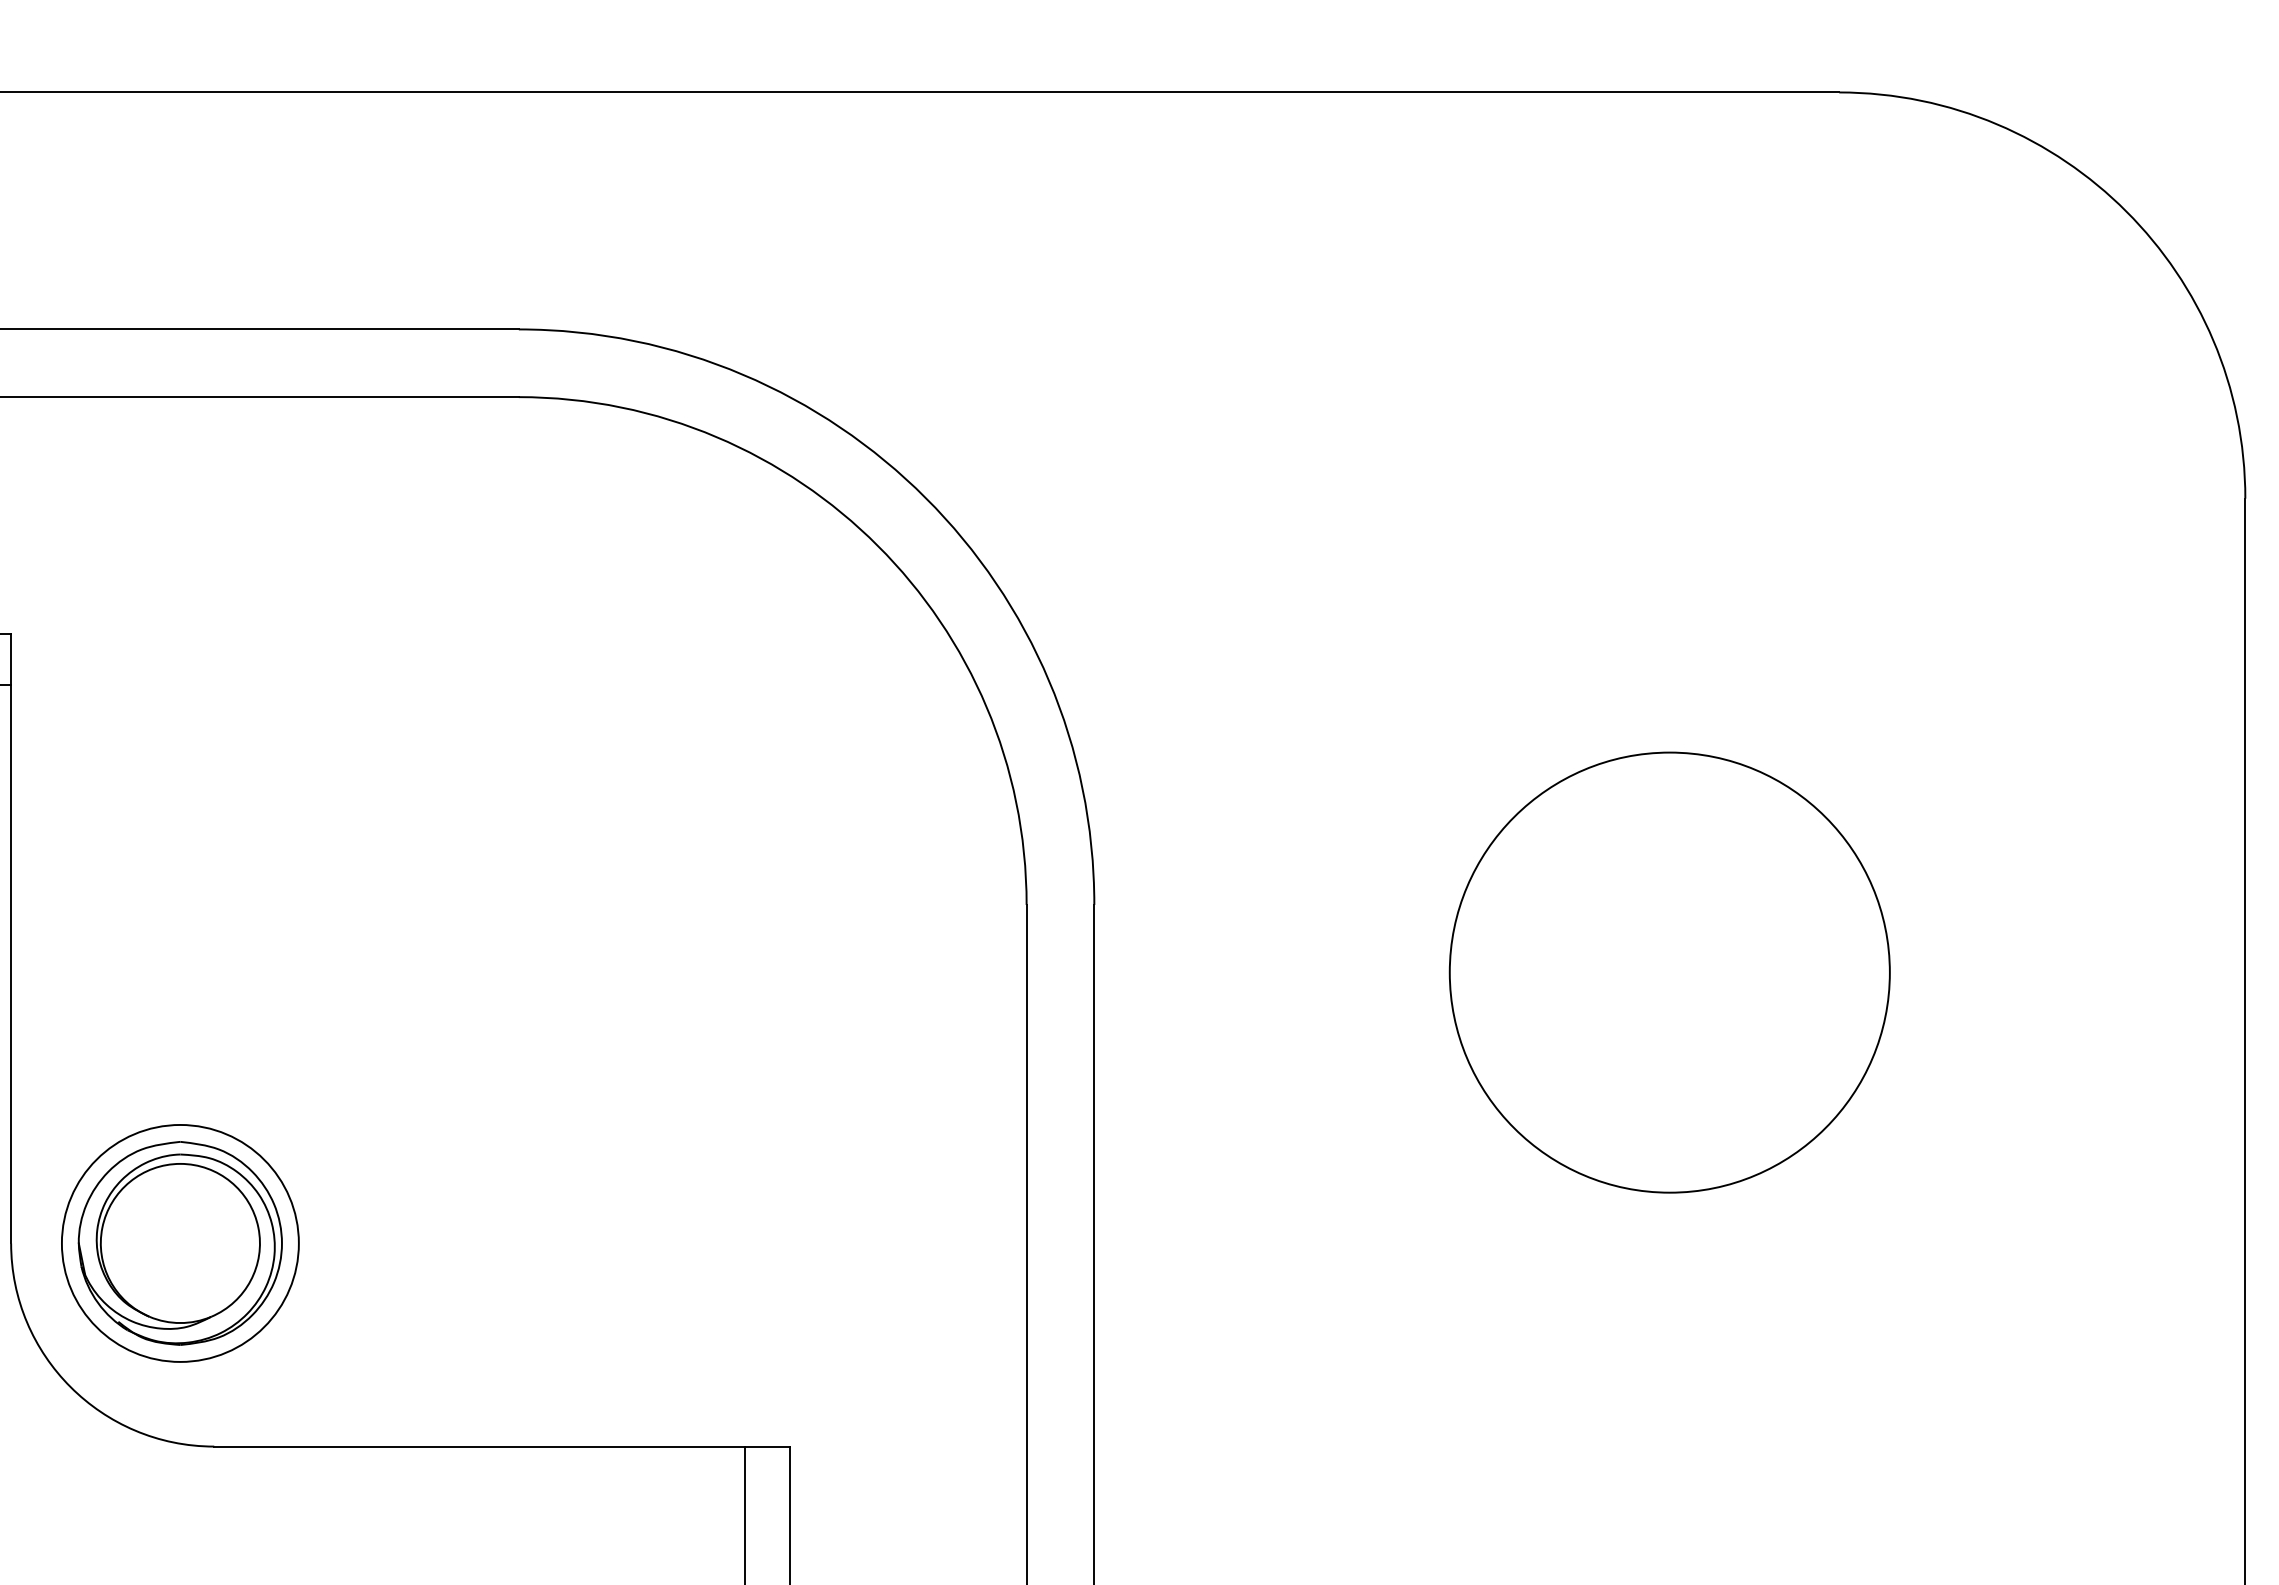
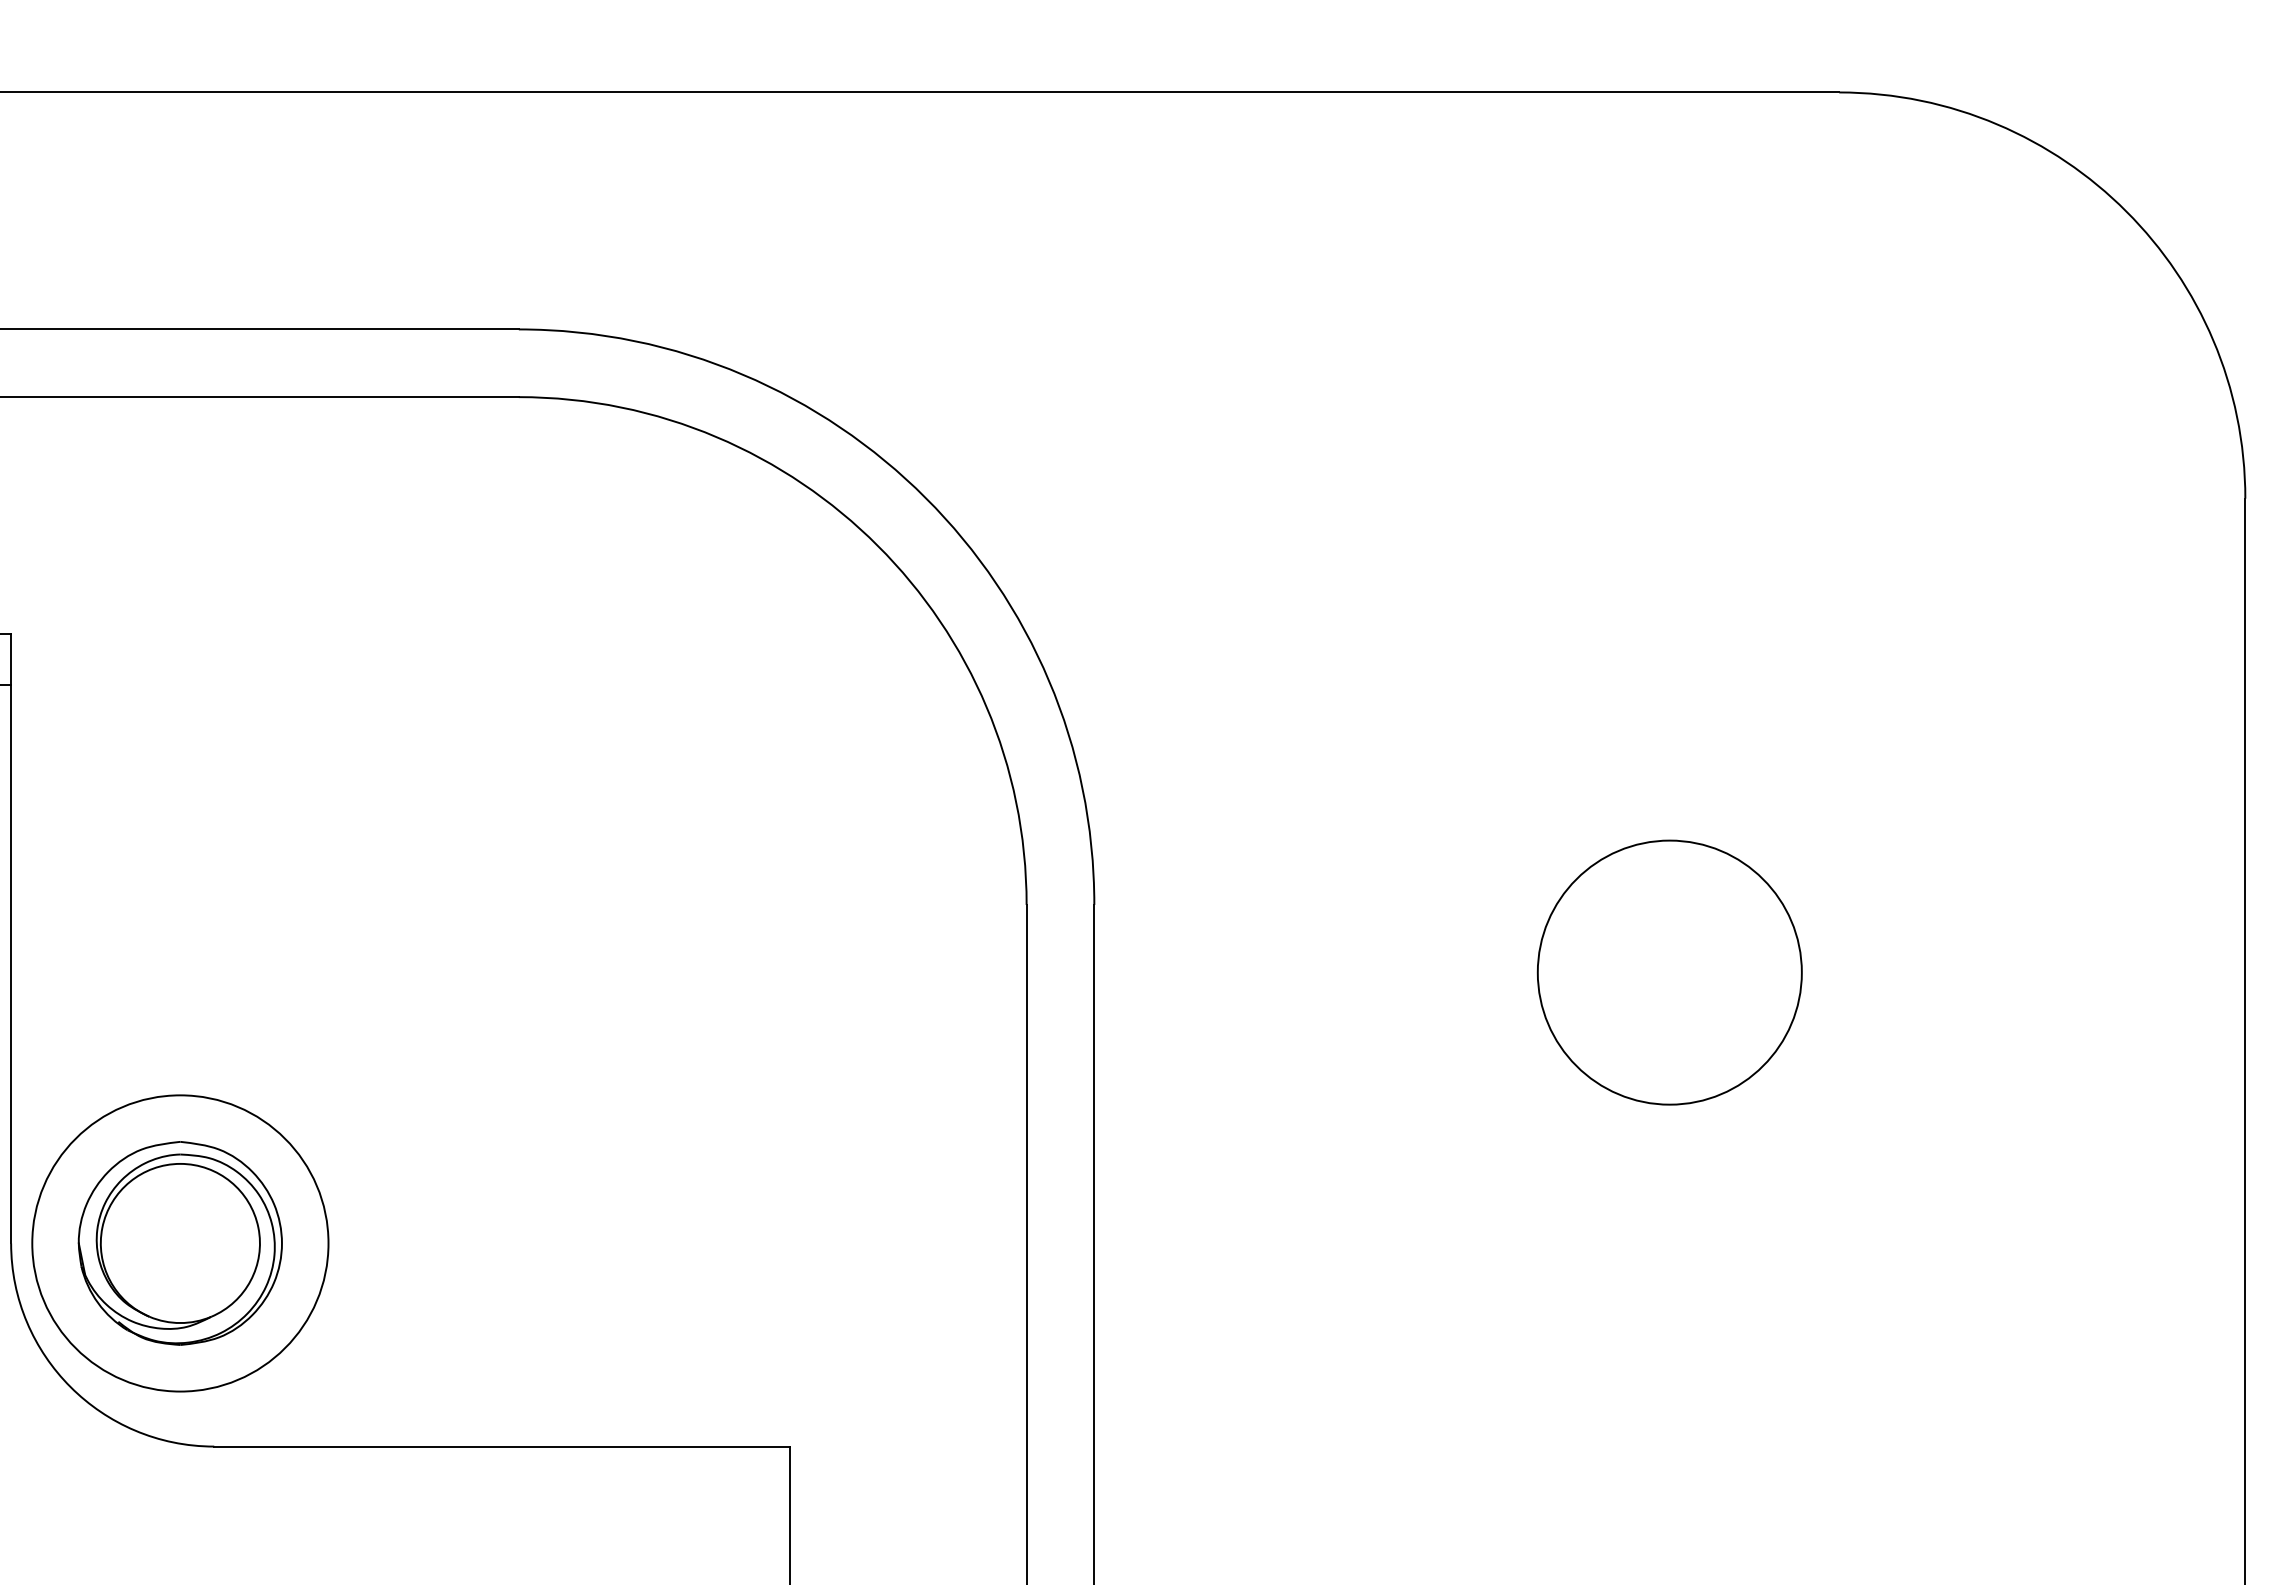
circle diameter: 440 px -> 264 px (1669, 972)
circle diameter: 237 px -> 296 px (180, 1243)
line: present -> none (745, 1513)
